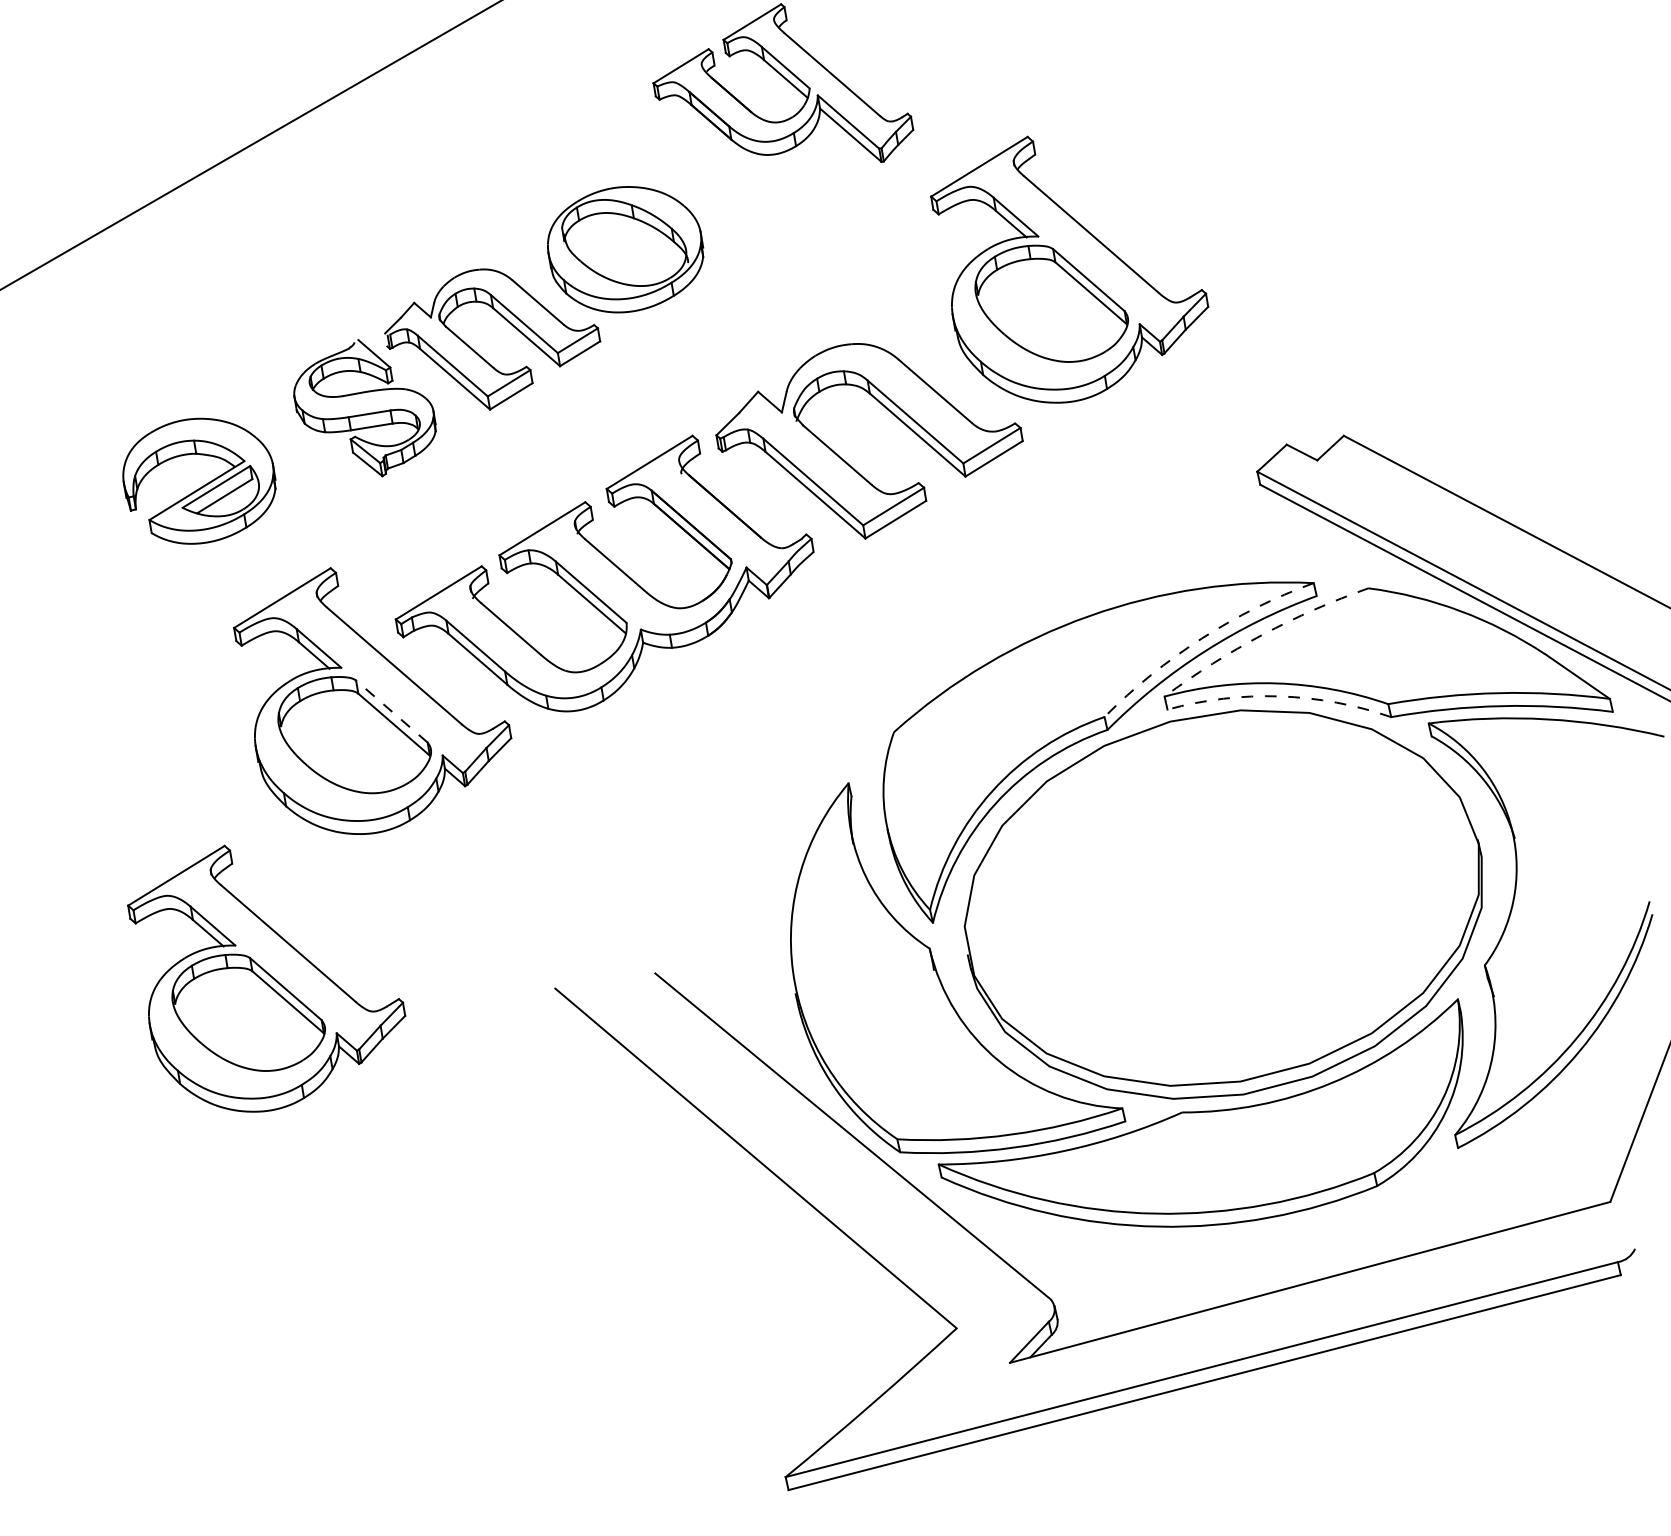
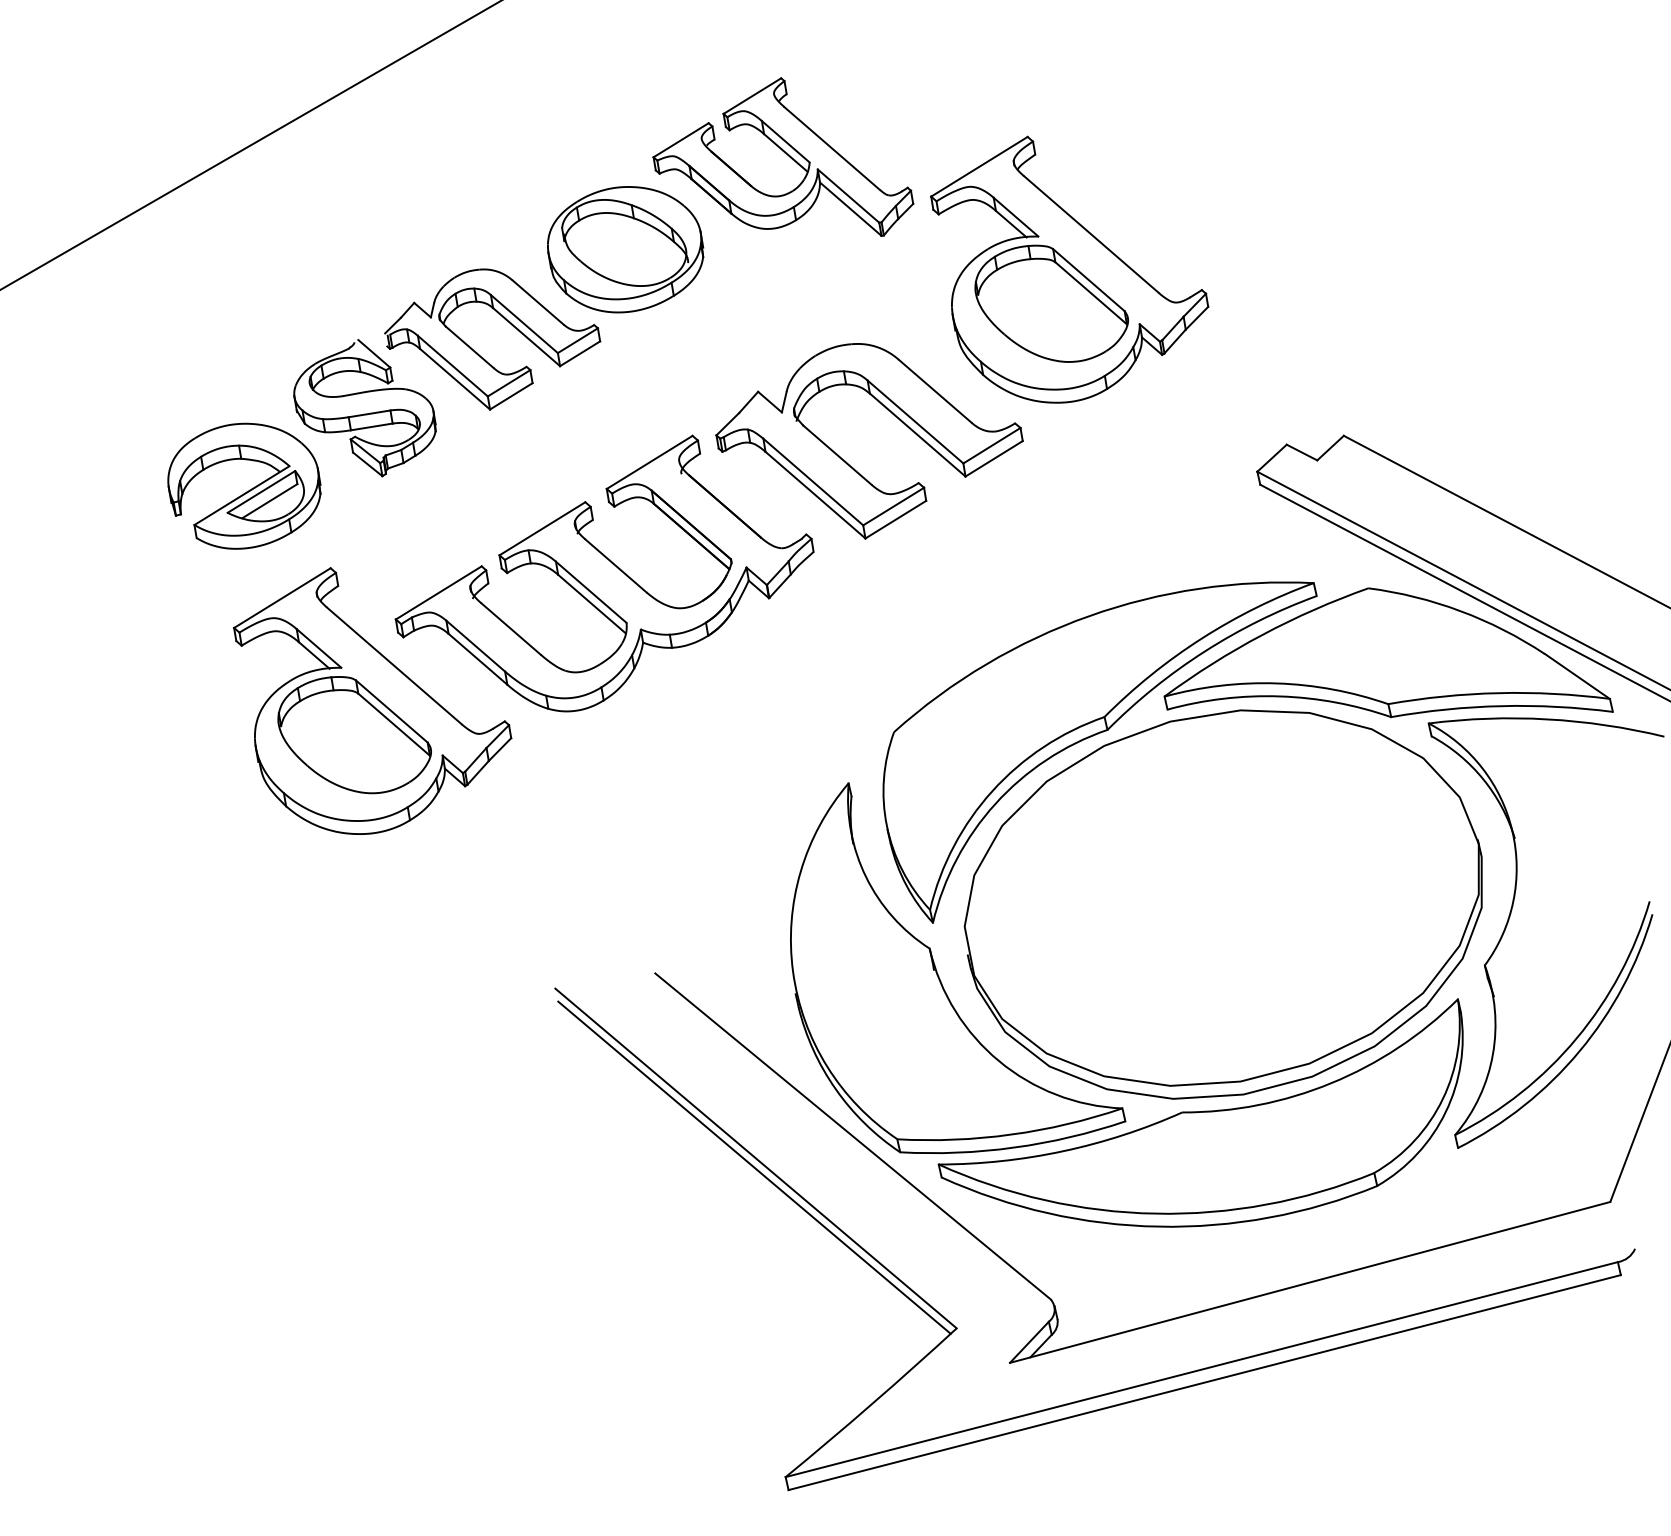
part position: (783, 82) -> (783, 156) (783, 156)
part position: (201, 486) -> (246, 491) (246, 491)
arc: dashed -> solid (1262, 634)
arc: dashed -> solid (1201, 638)
arc: dashed -> solid (1279, 696)
line: dashed -> solid (391, 711)
part: present -> none (266, 978)
line: none -> present (754, 1167)
